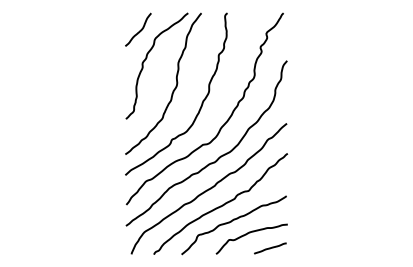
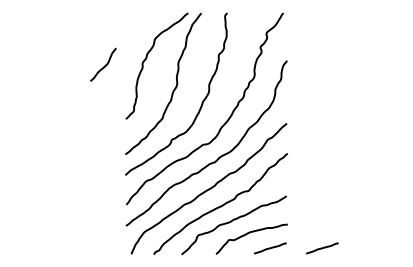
curve position: (139, 30) -> (104, 65) (104, 65)
line: none -> present (322, 248)
